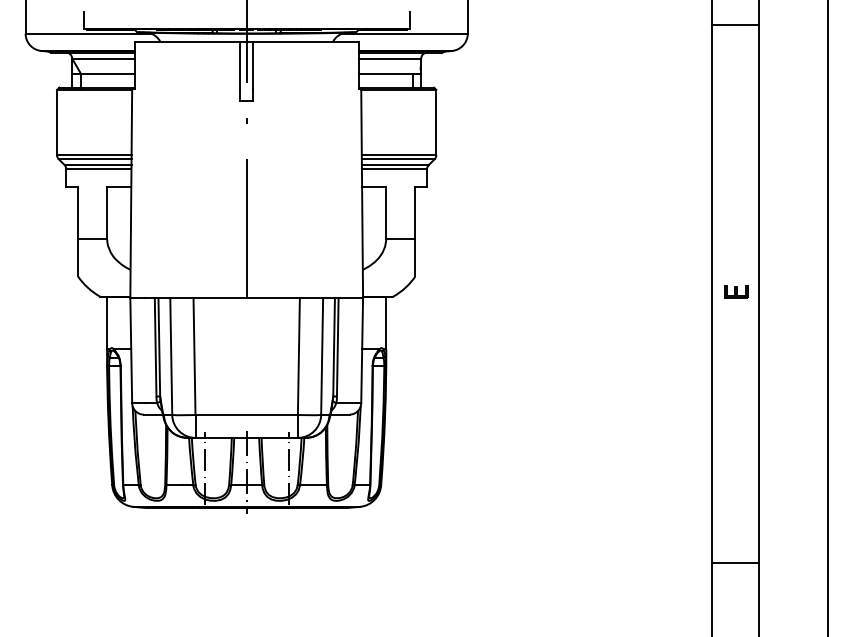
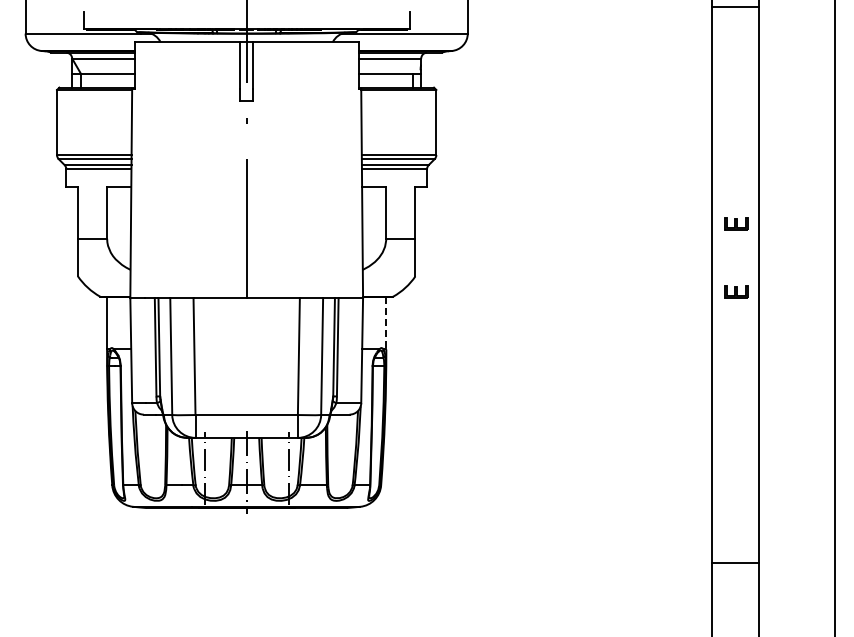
line position: (735, 25) -> (735, 7) (735, 7)
part: none -> present (736, 223)
line position: (828, 317) -> (835, 317) (835, 317)
line: solid -> dashed (386, 323)
